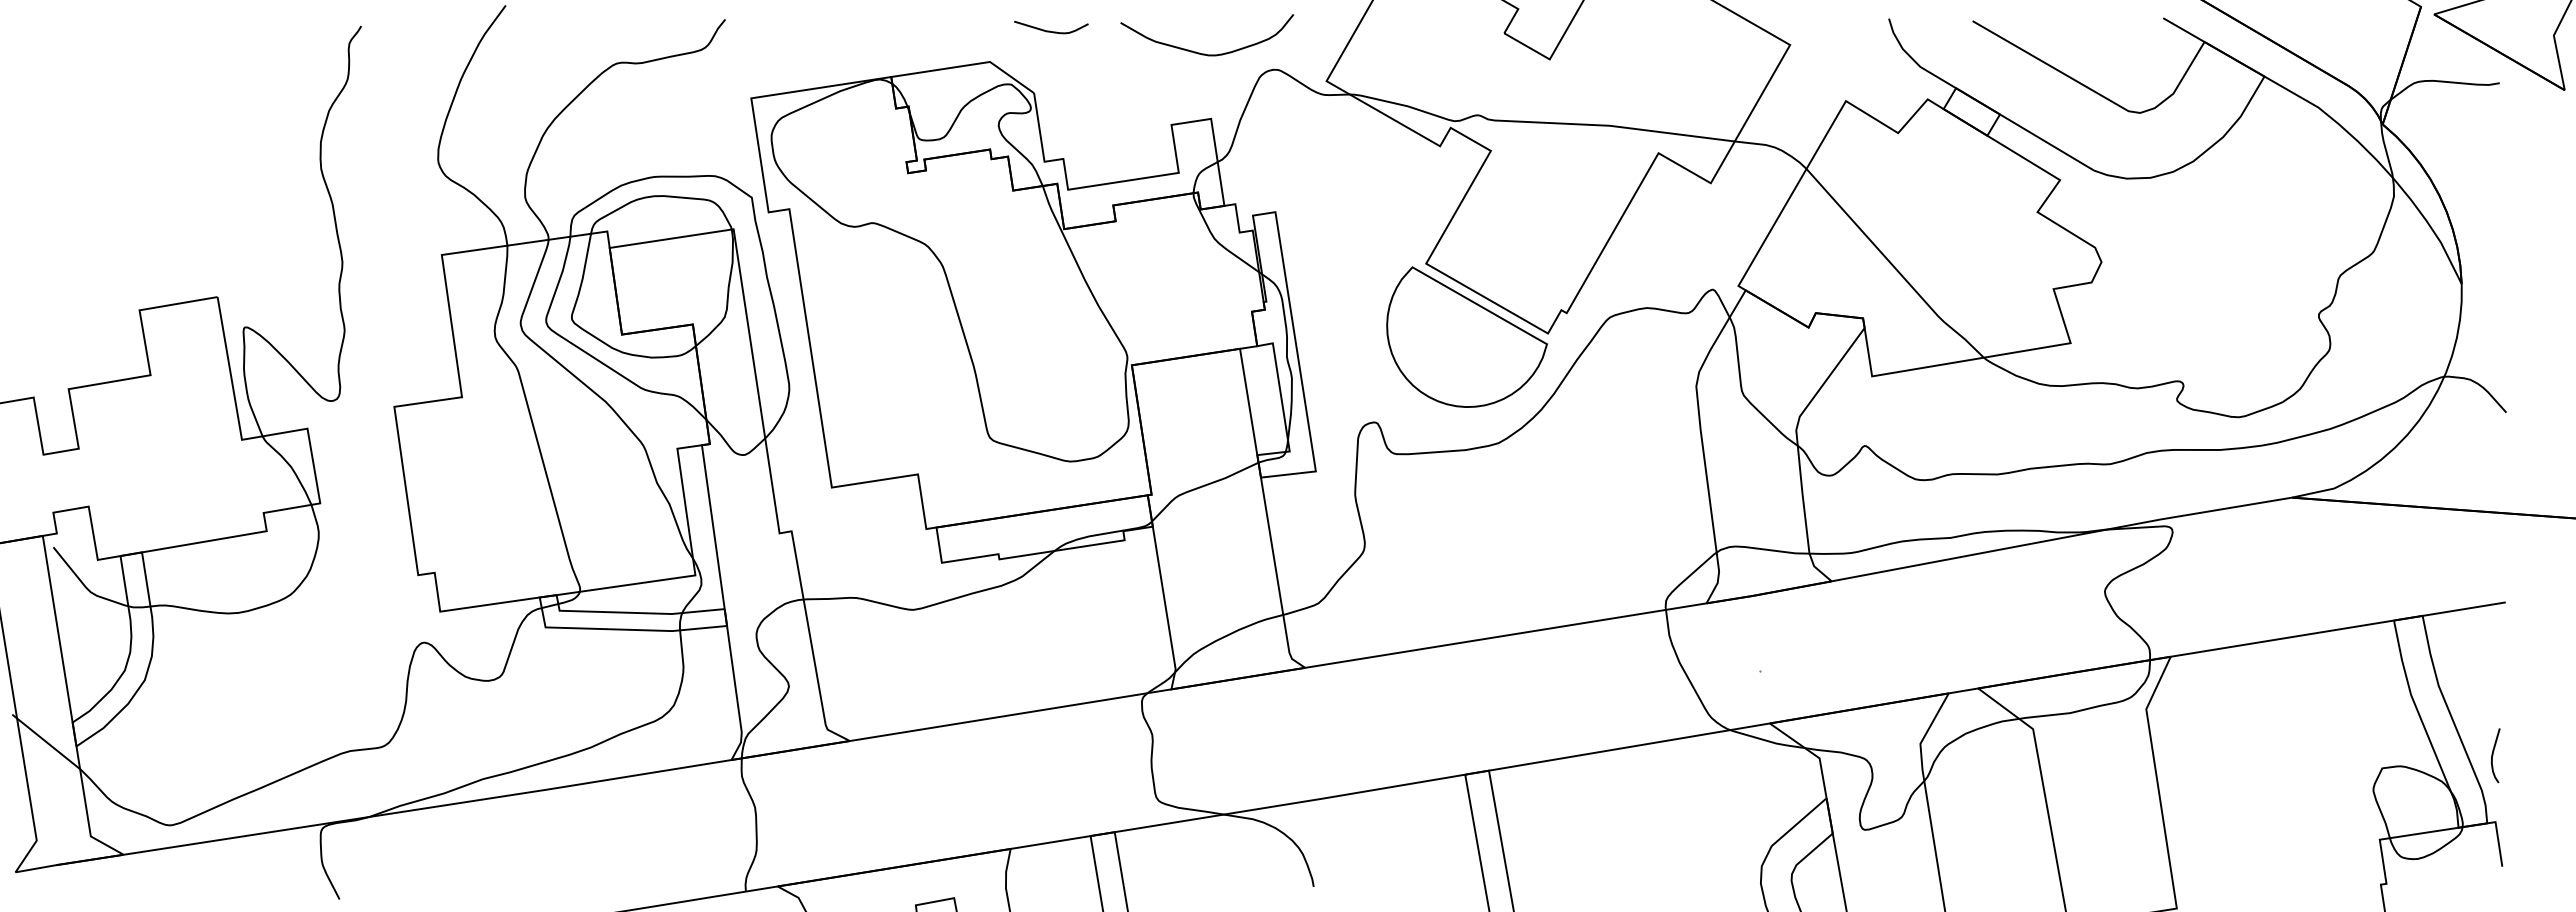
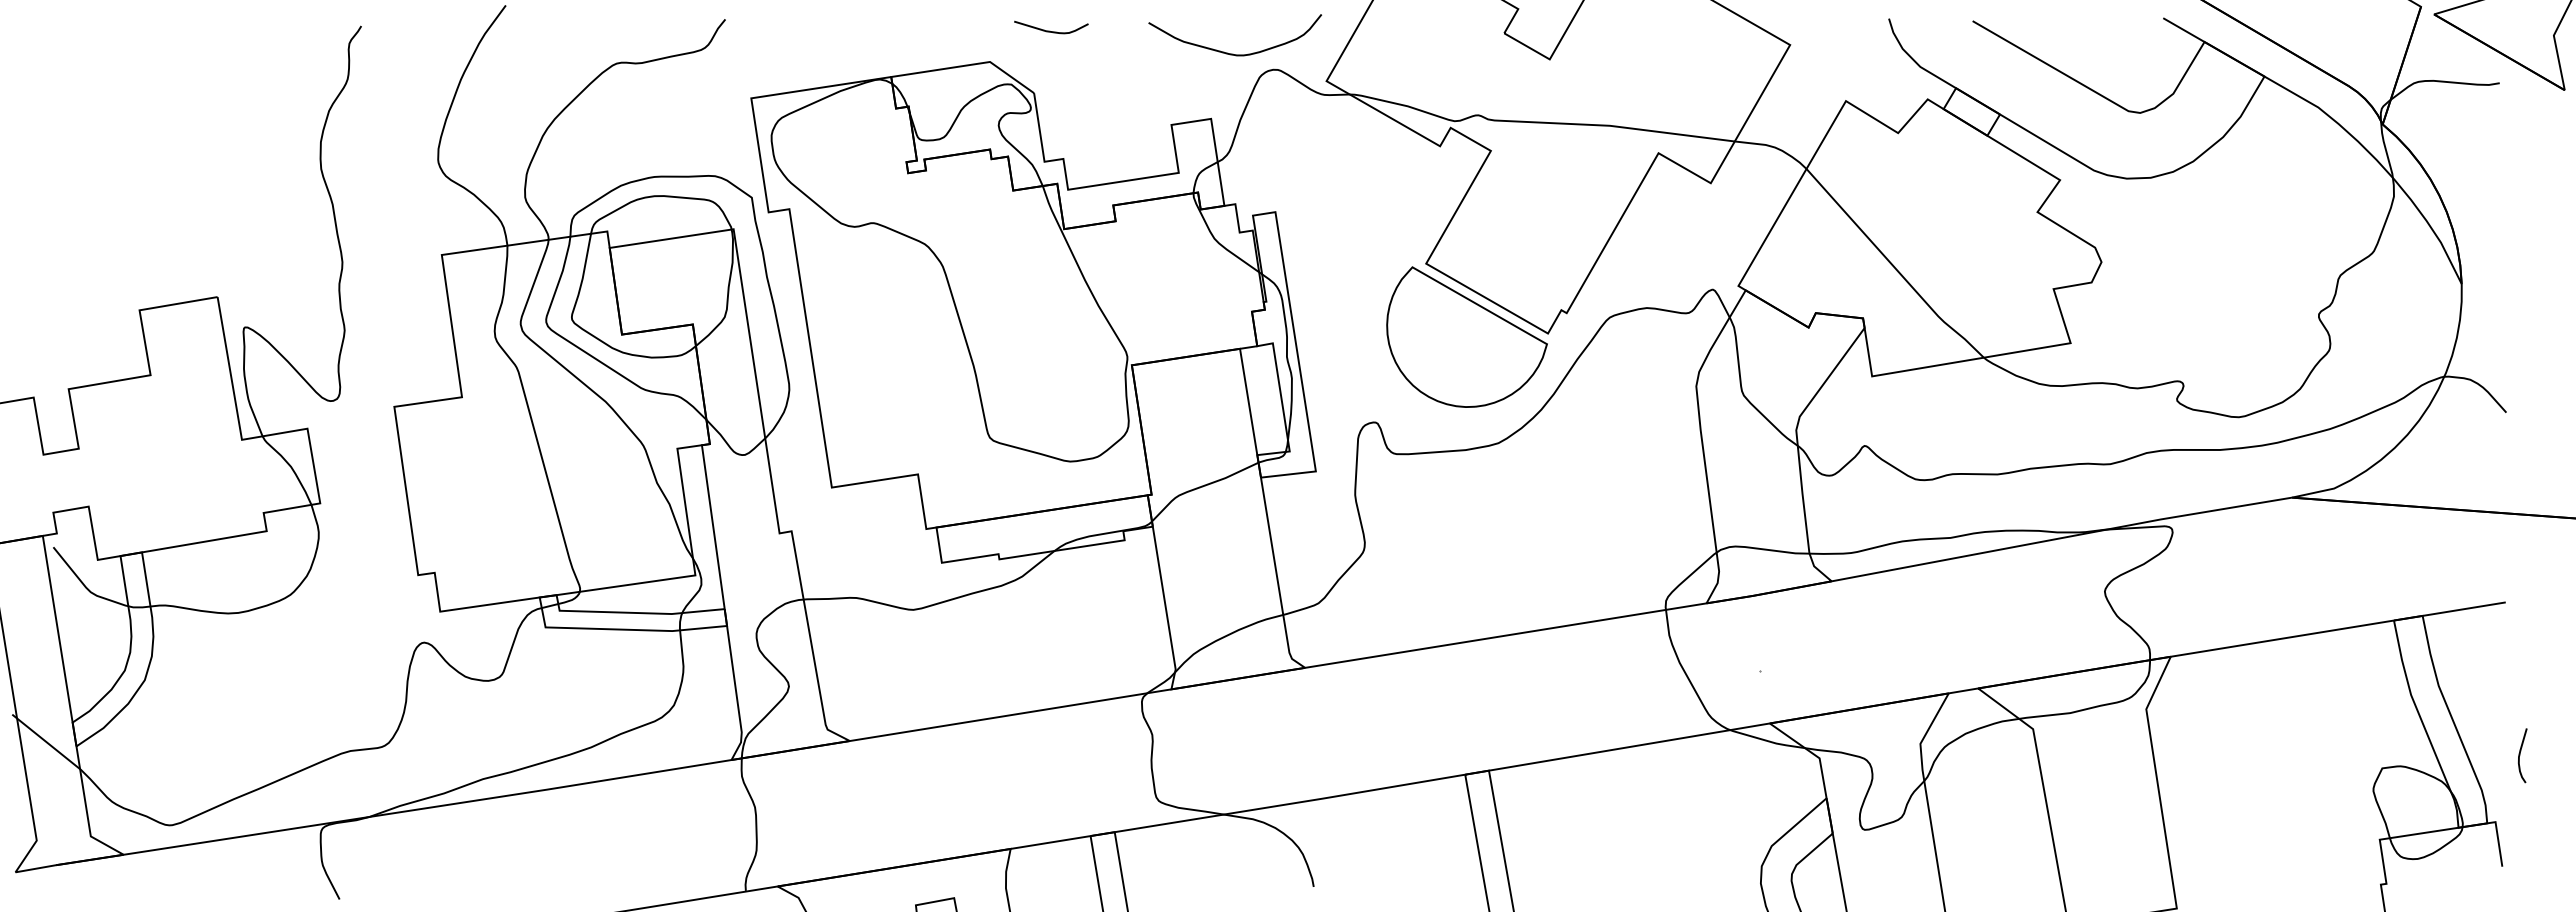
curve position: (1205, 53) -> (1233, 53) (1233, 53)
curve position: (2493, 755) -> (2520, 755) (2520, 755)
